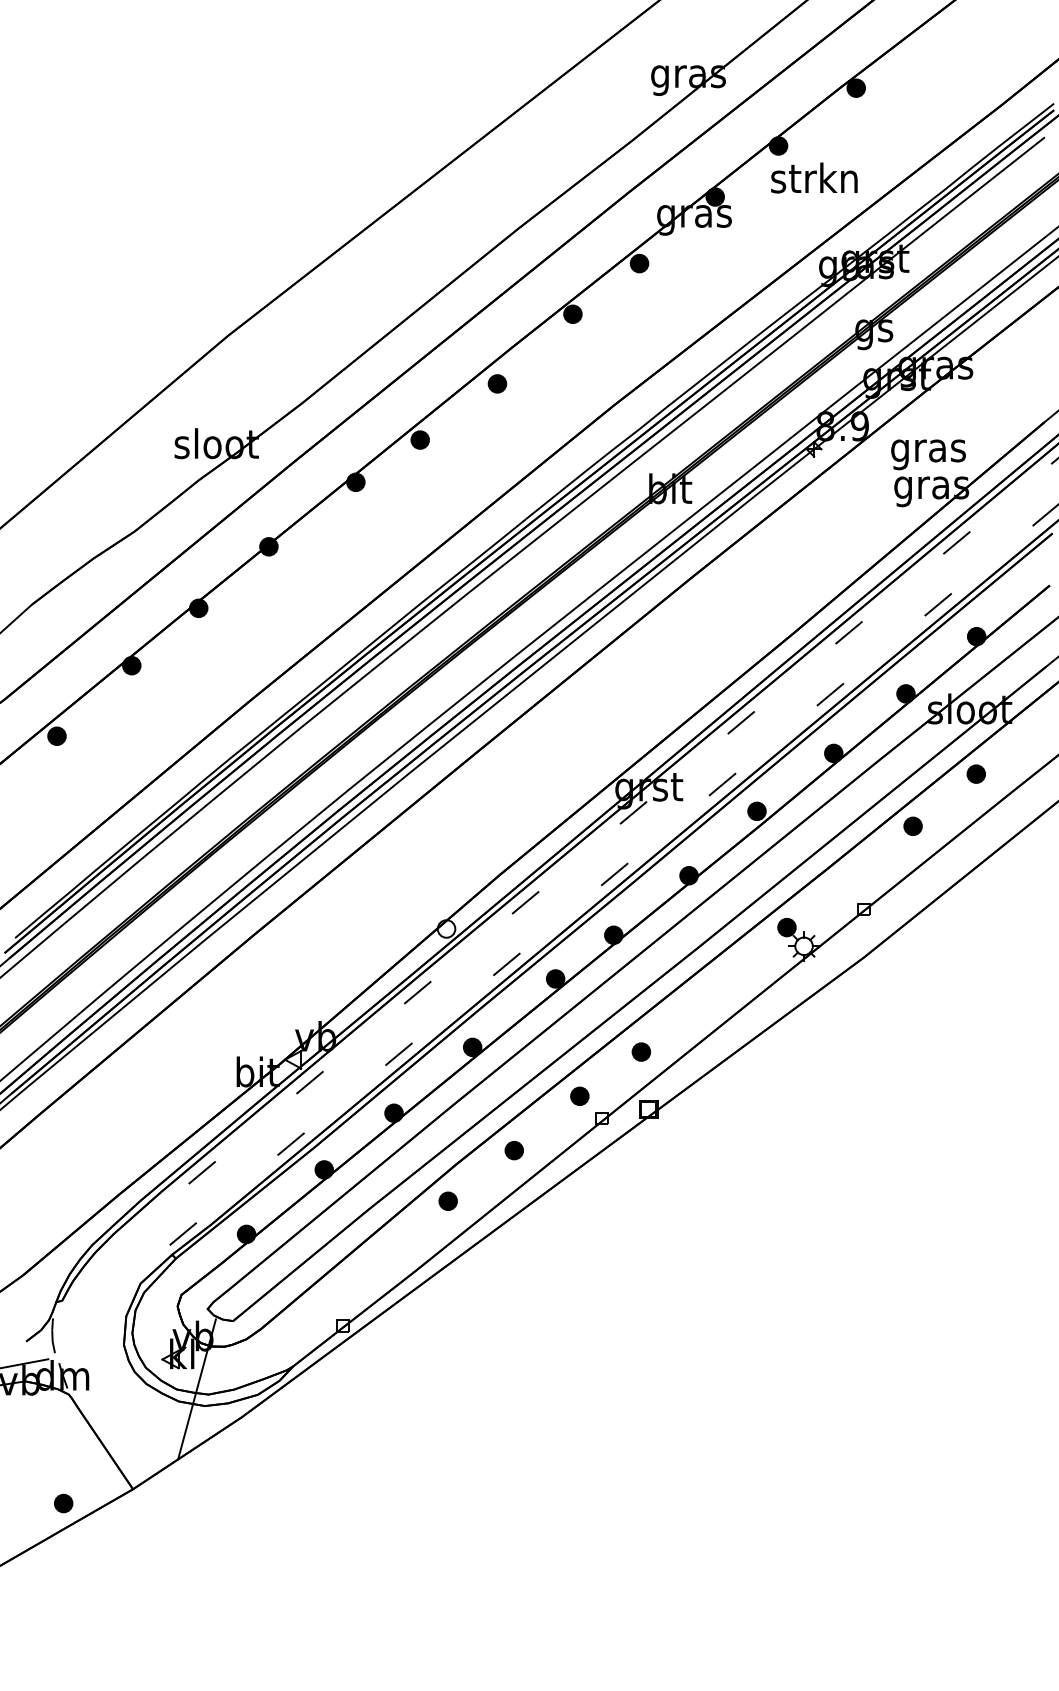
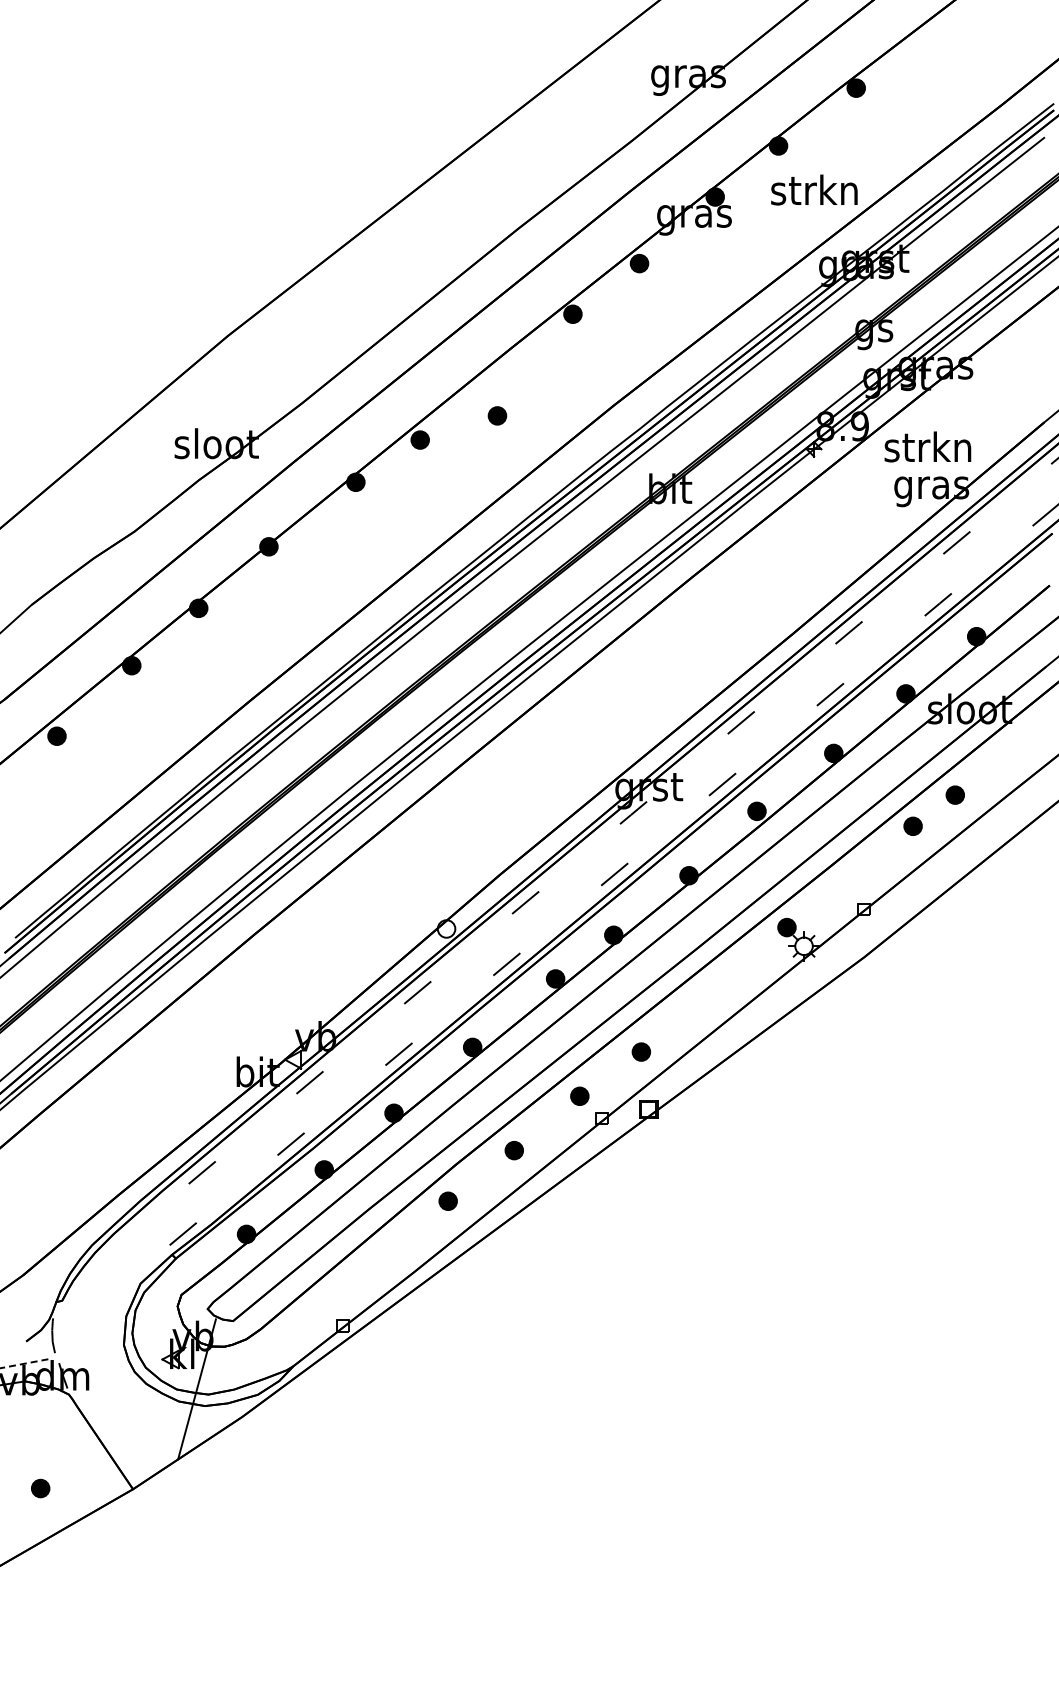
text position: (814, 177) -> (814, 189) (814, 189)
part position: (497, 383) -> (497, 415) (497, 415)
text: gras -> strkn (927, 450)
part position: (975, 773) -> (954, 794) (954, 794)
line: solid -> dashed (24, 1363)
part position: (63, 1503) -> (40, 1488) (40, 1488)
